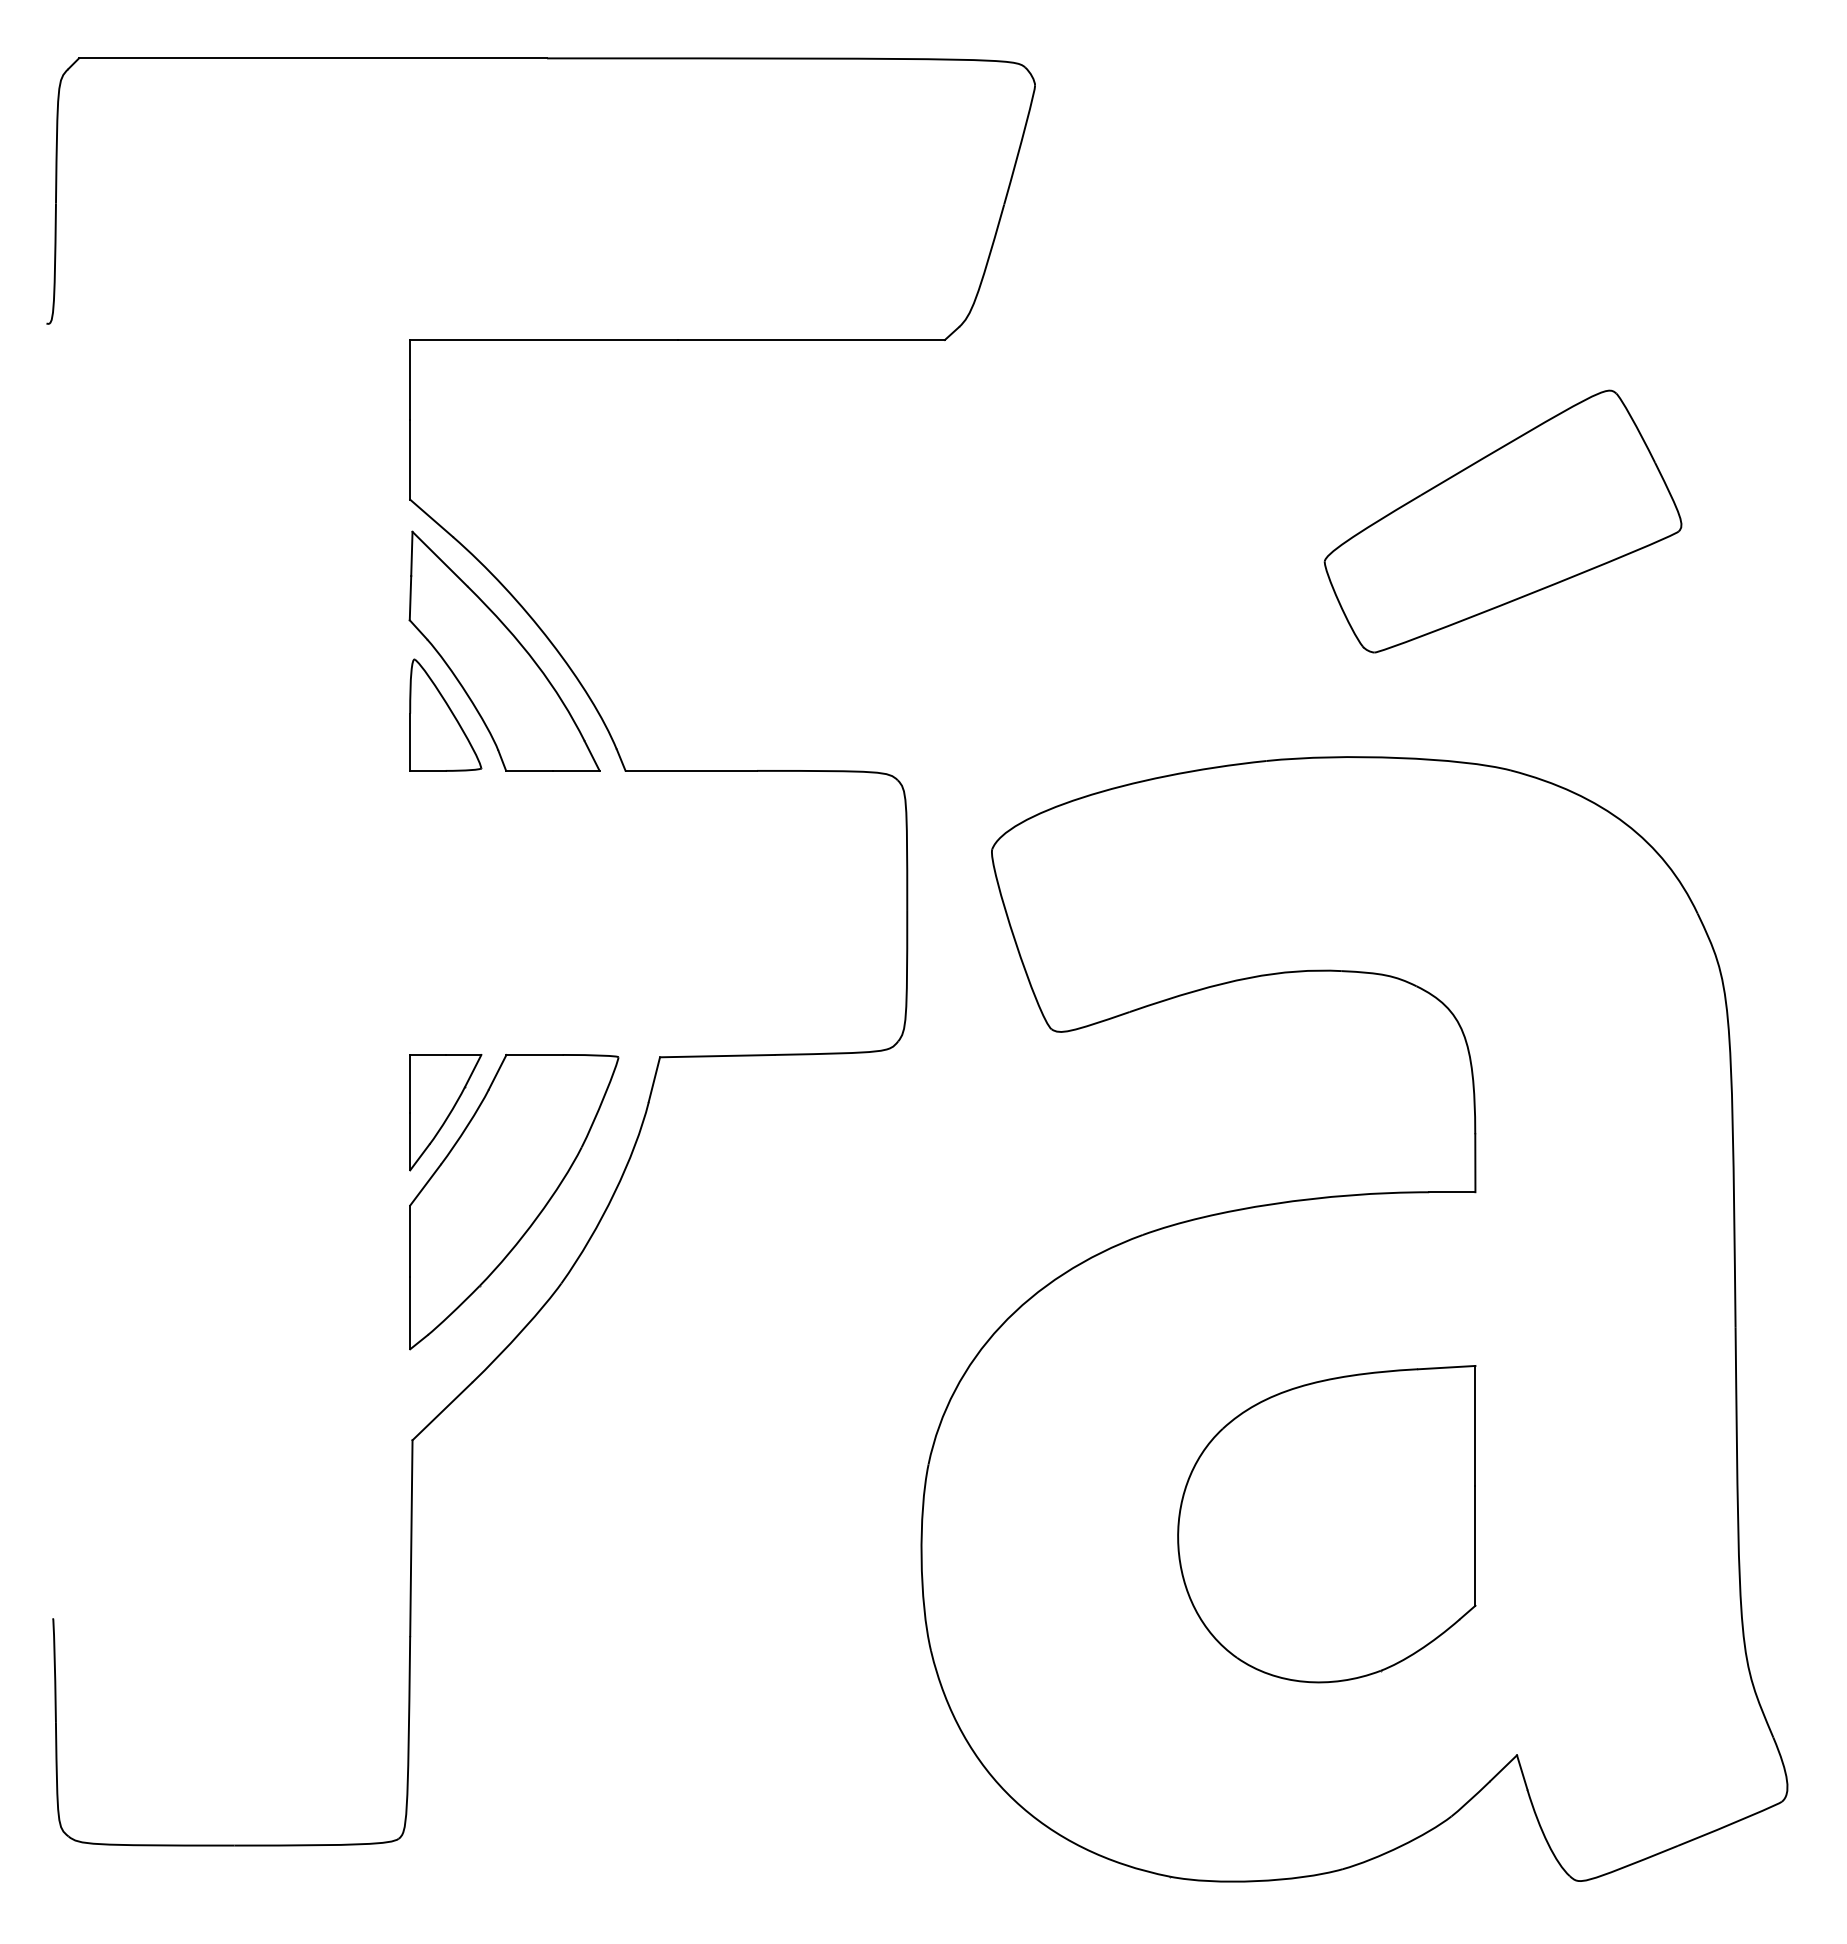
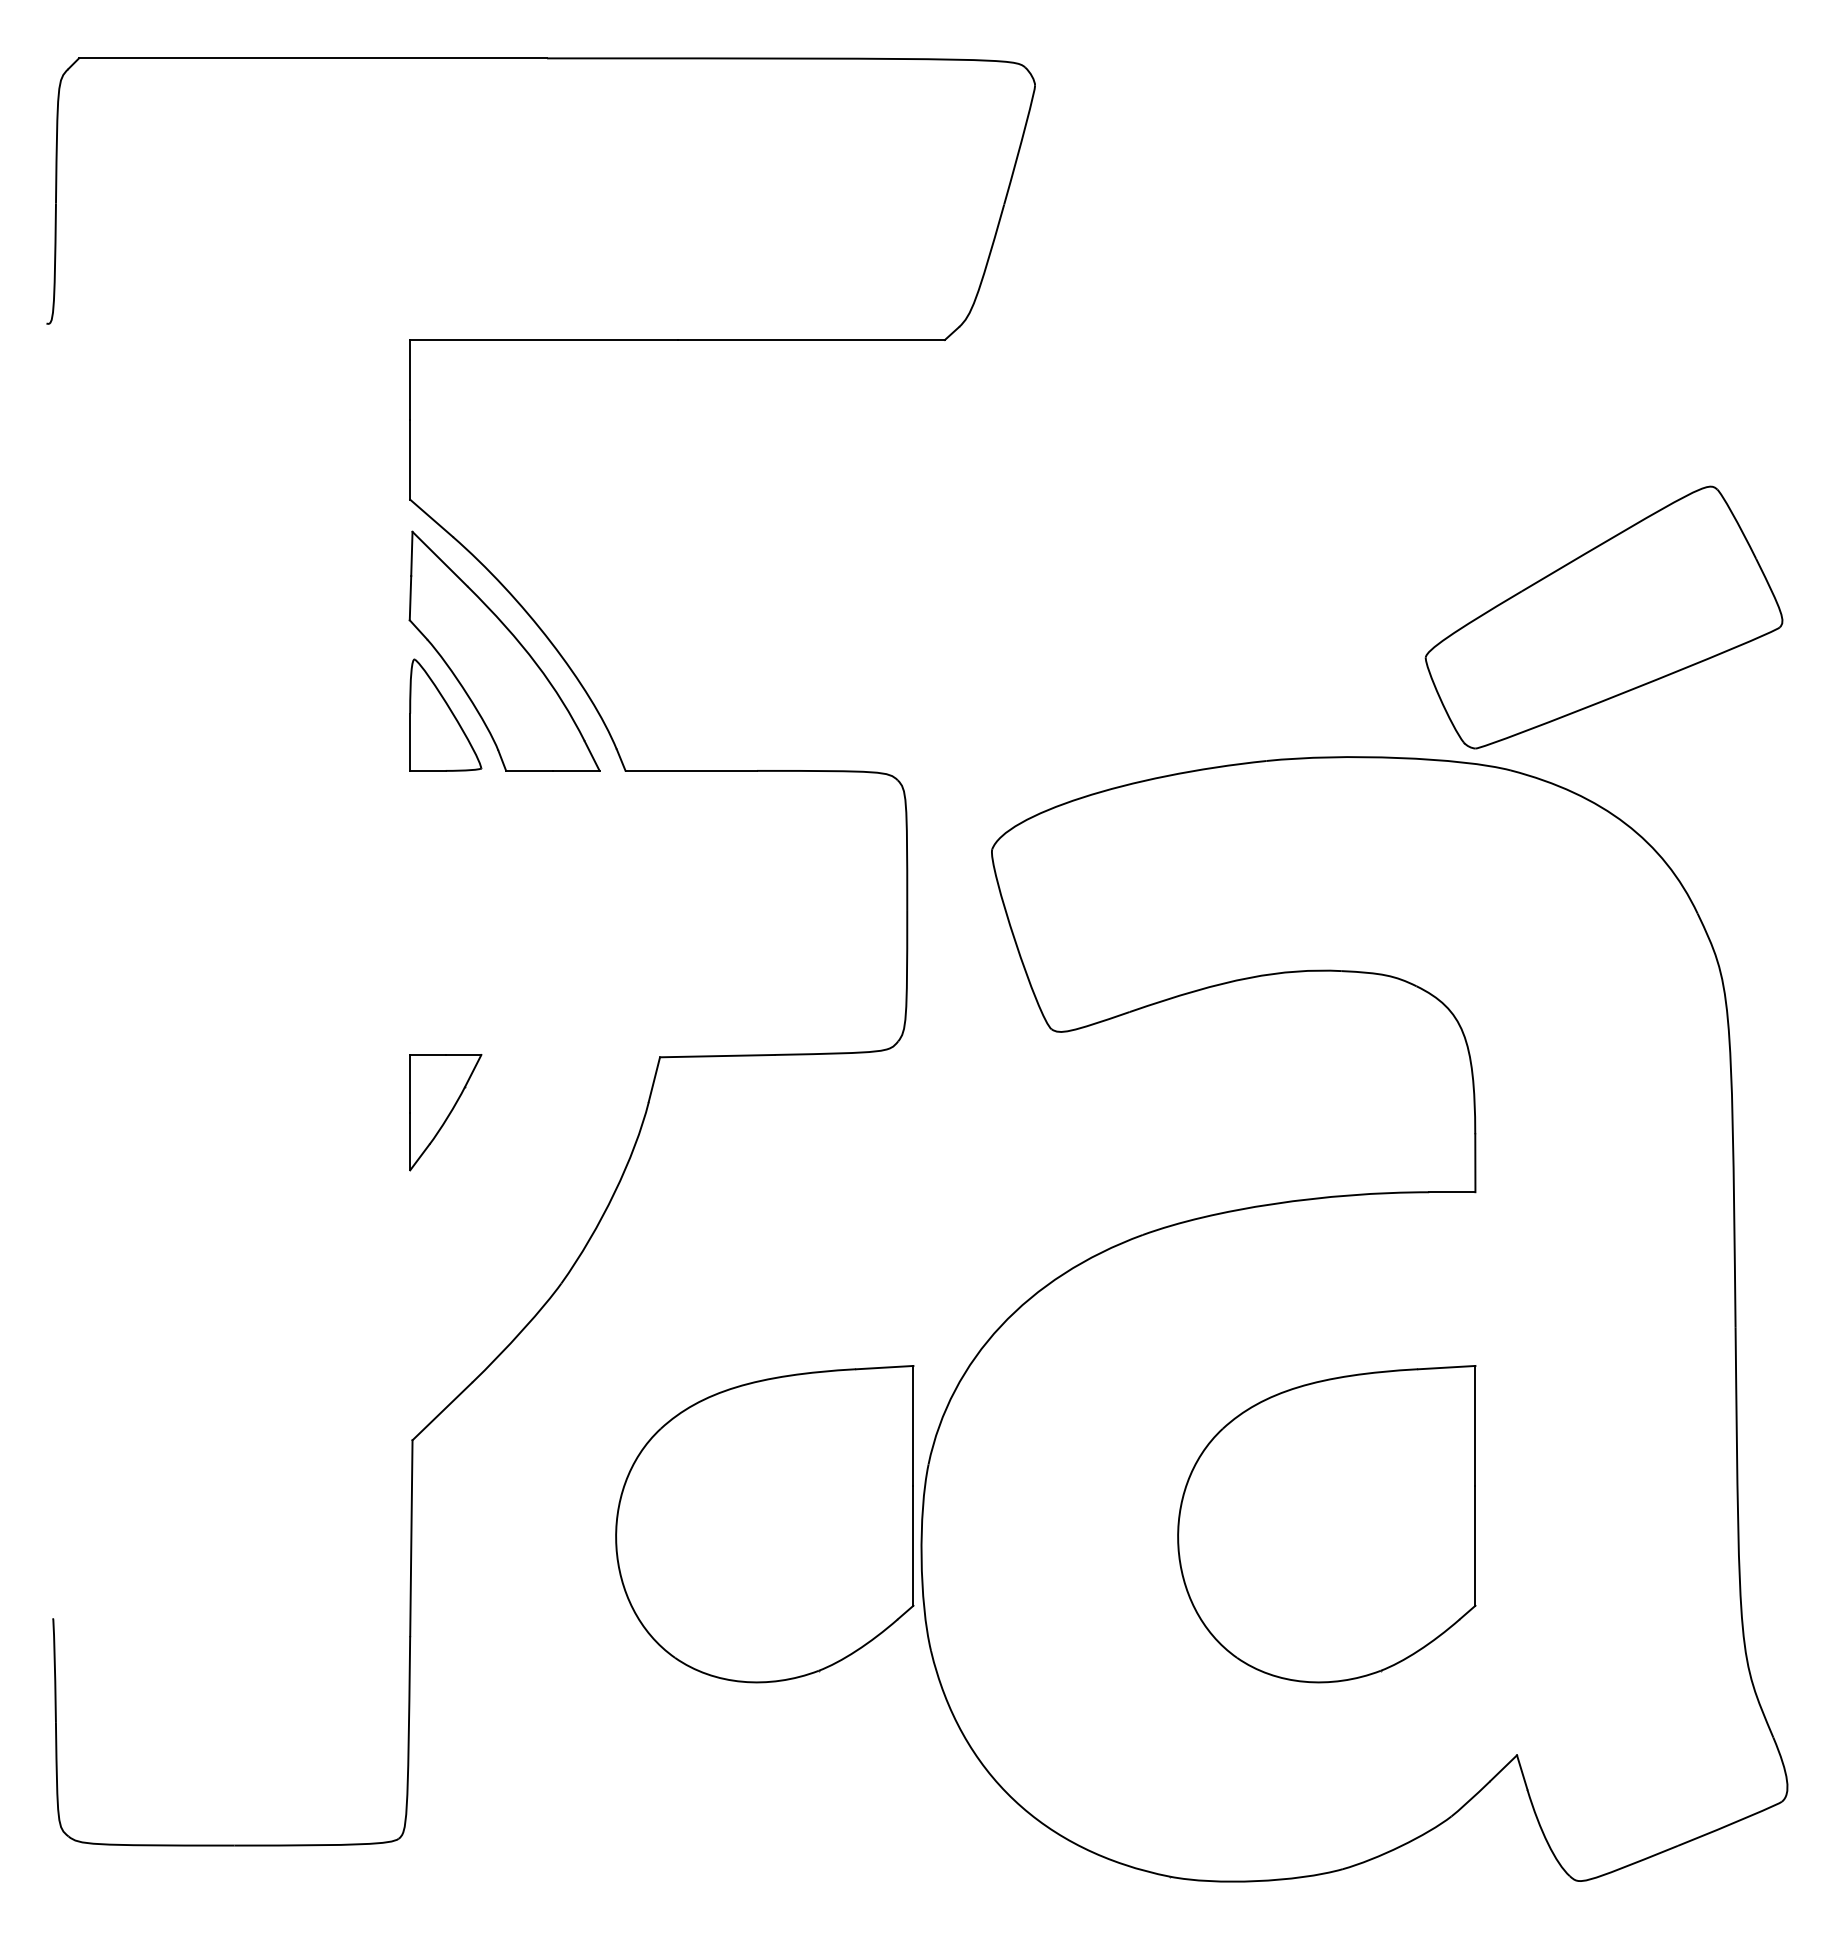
part position: (1502, 521) -> (1603, 617) (1603, 617)
part: present -> none (514, 1202)
part: none -> present (764, 1524)
